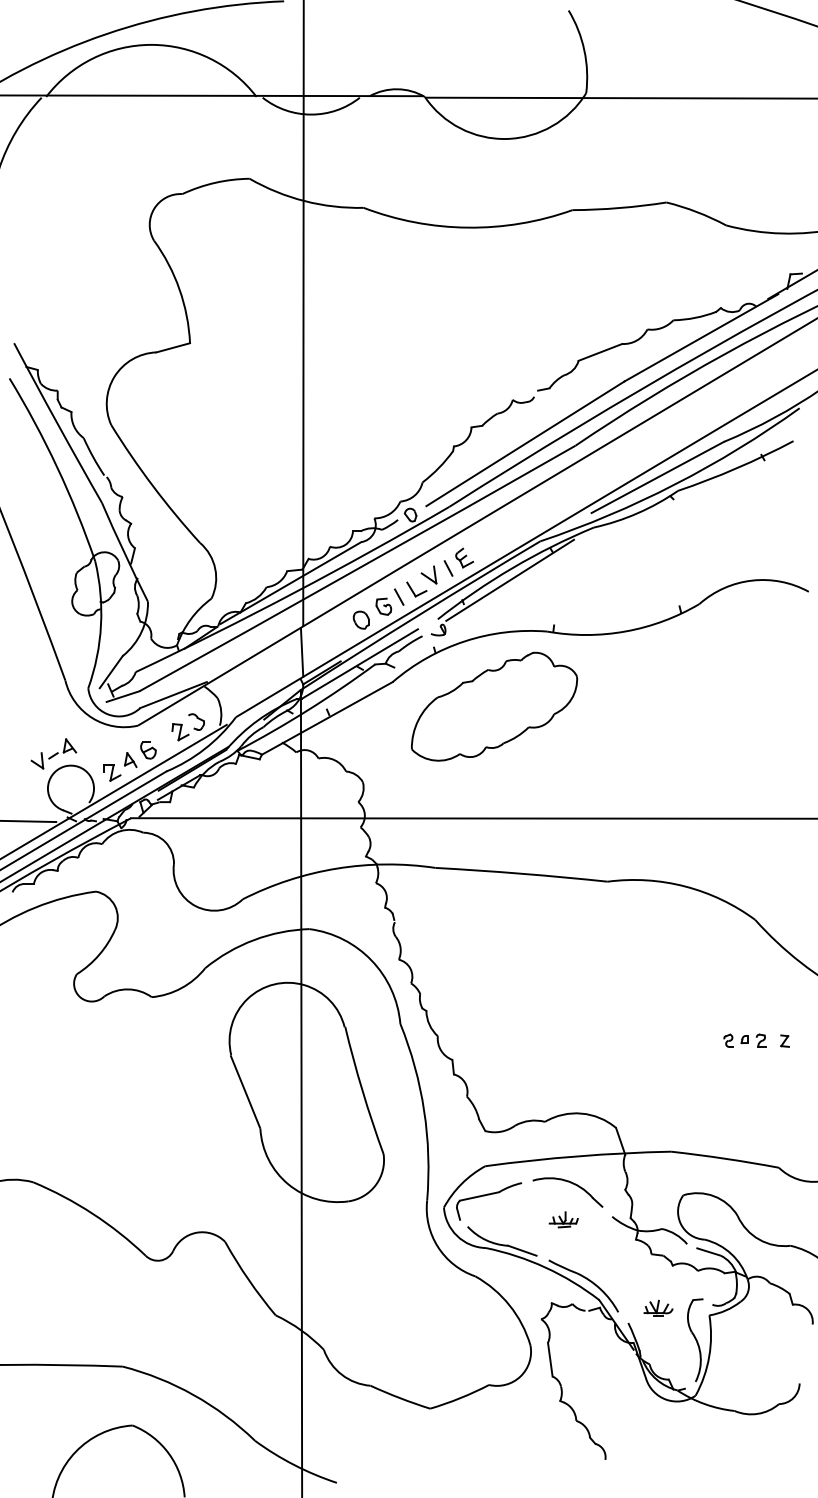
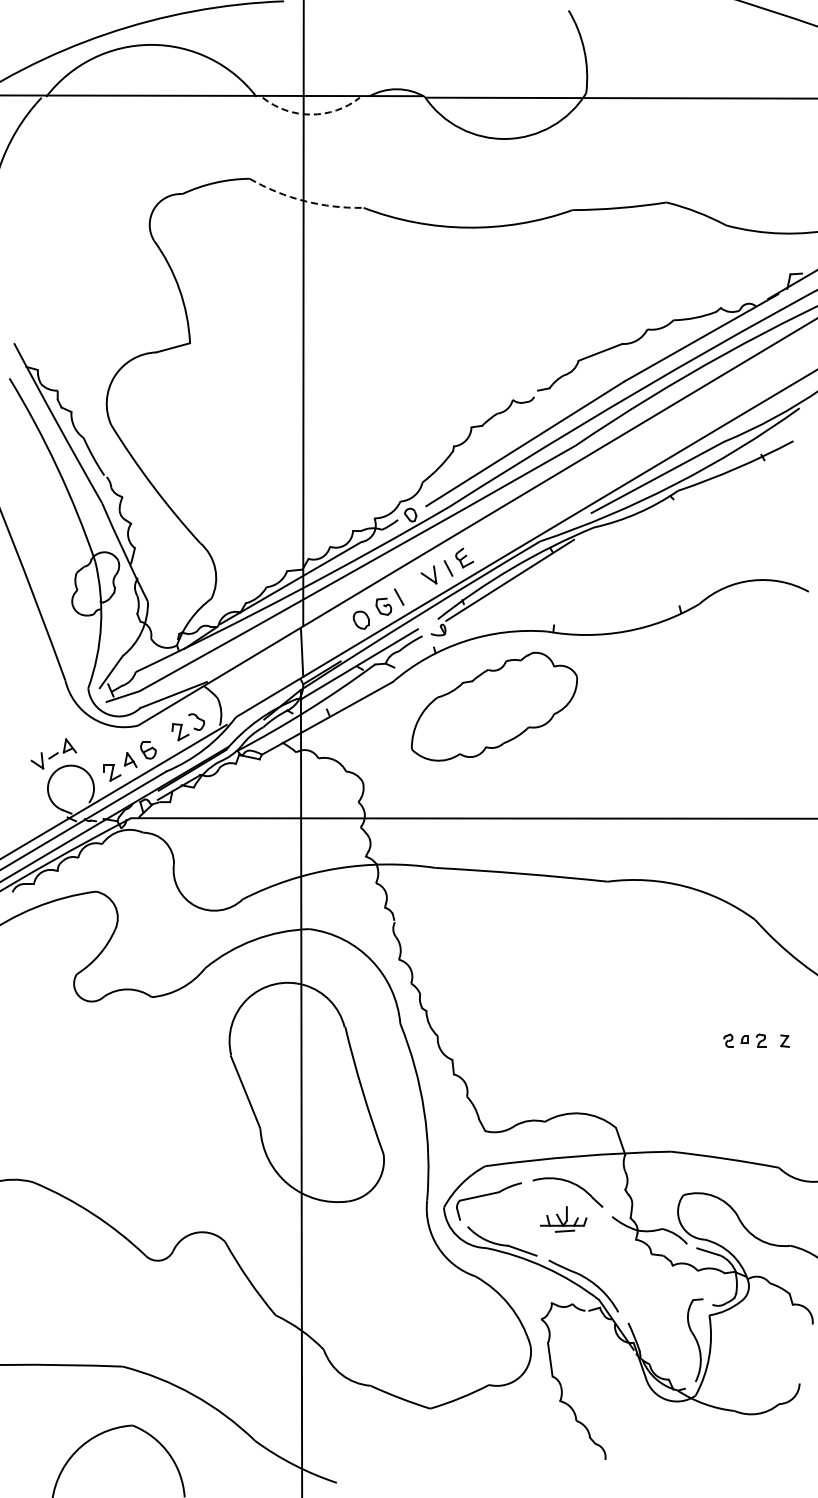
arc: solid -> dashed (311, 114)
arc: solid -> dashed (304, 201)
part: present -> none (416, 589)
line: present -> none (29, 821)
part size: 31x18 px -> 48x27 px (563, 1219)
part: present -> none (658, 1307)
